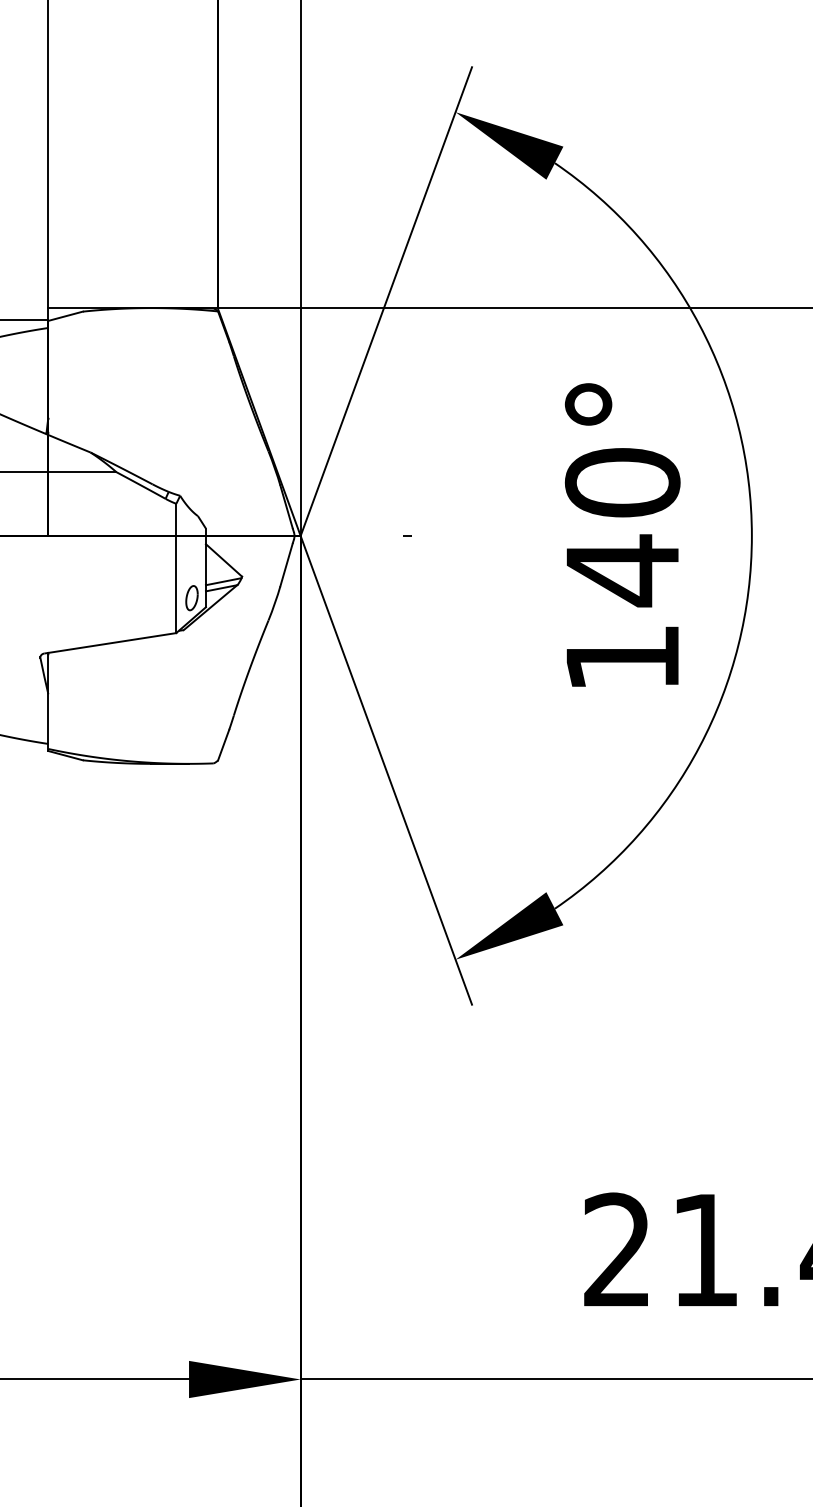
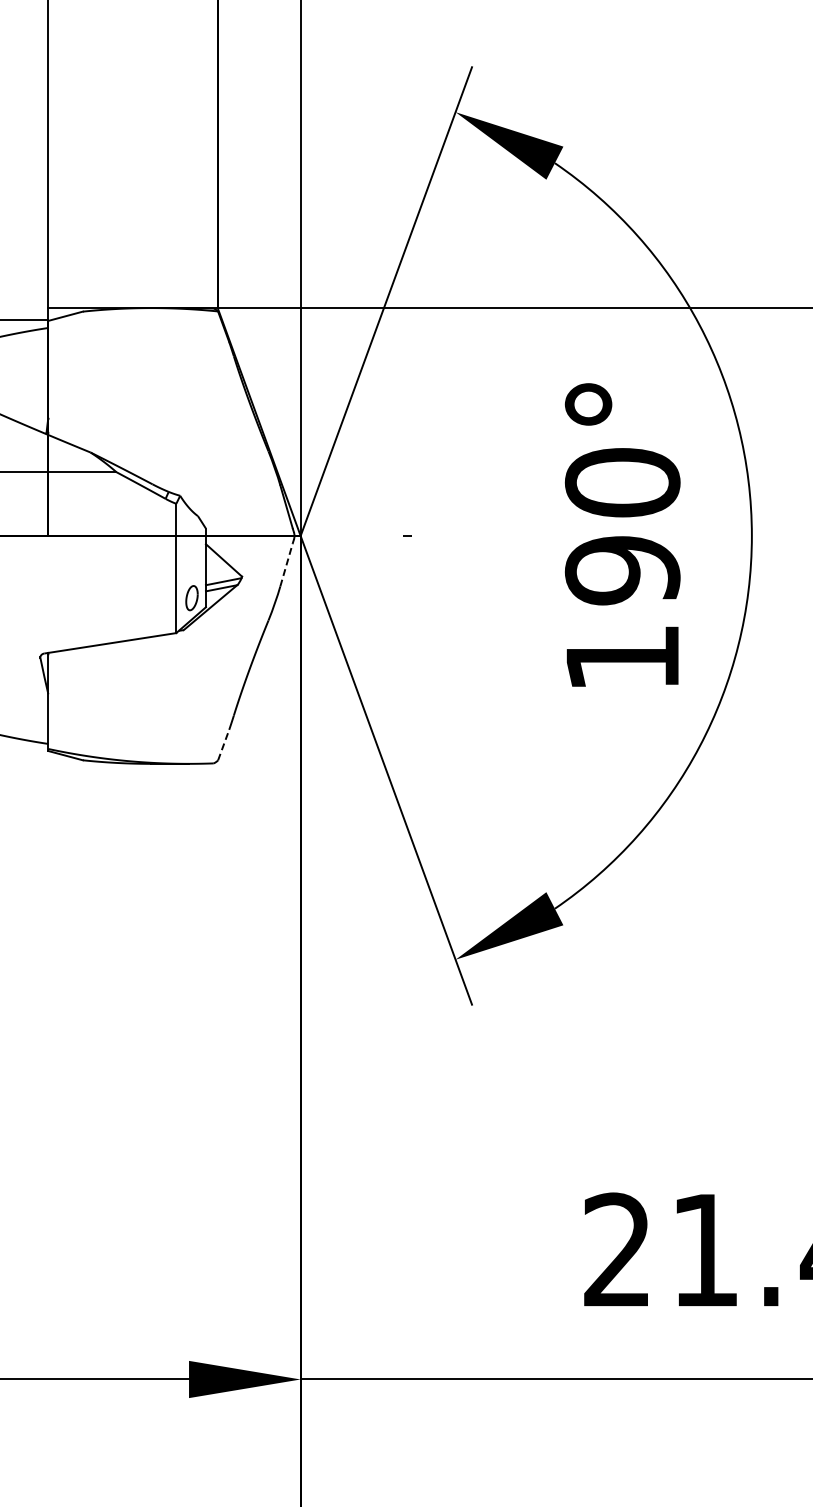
line: solid -> dashed (286, 564)
text: 140° -> 190° (622, 570)
line: solid -> dashed (223, 744)
